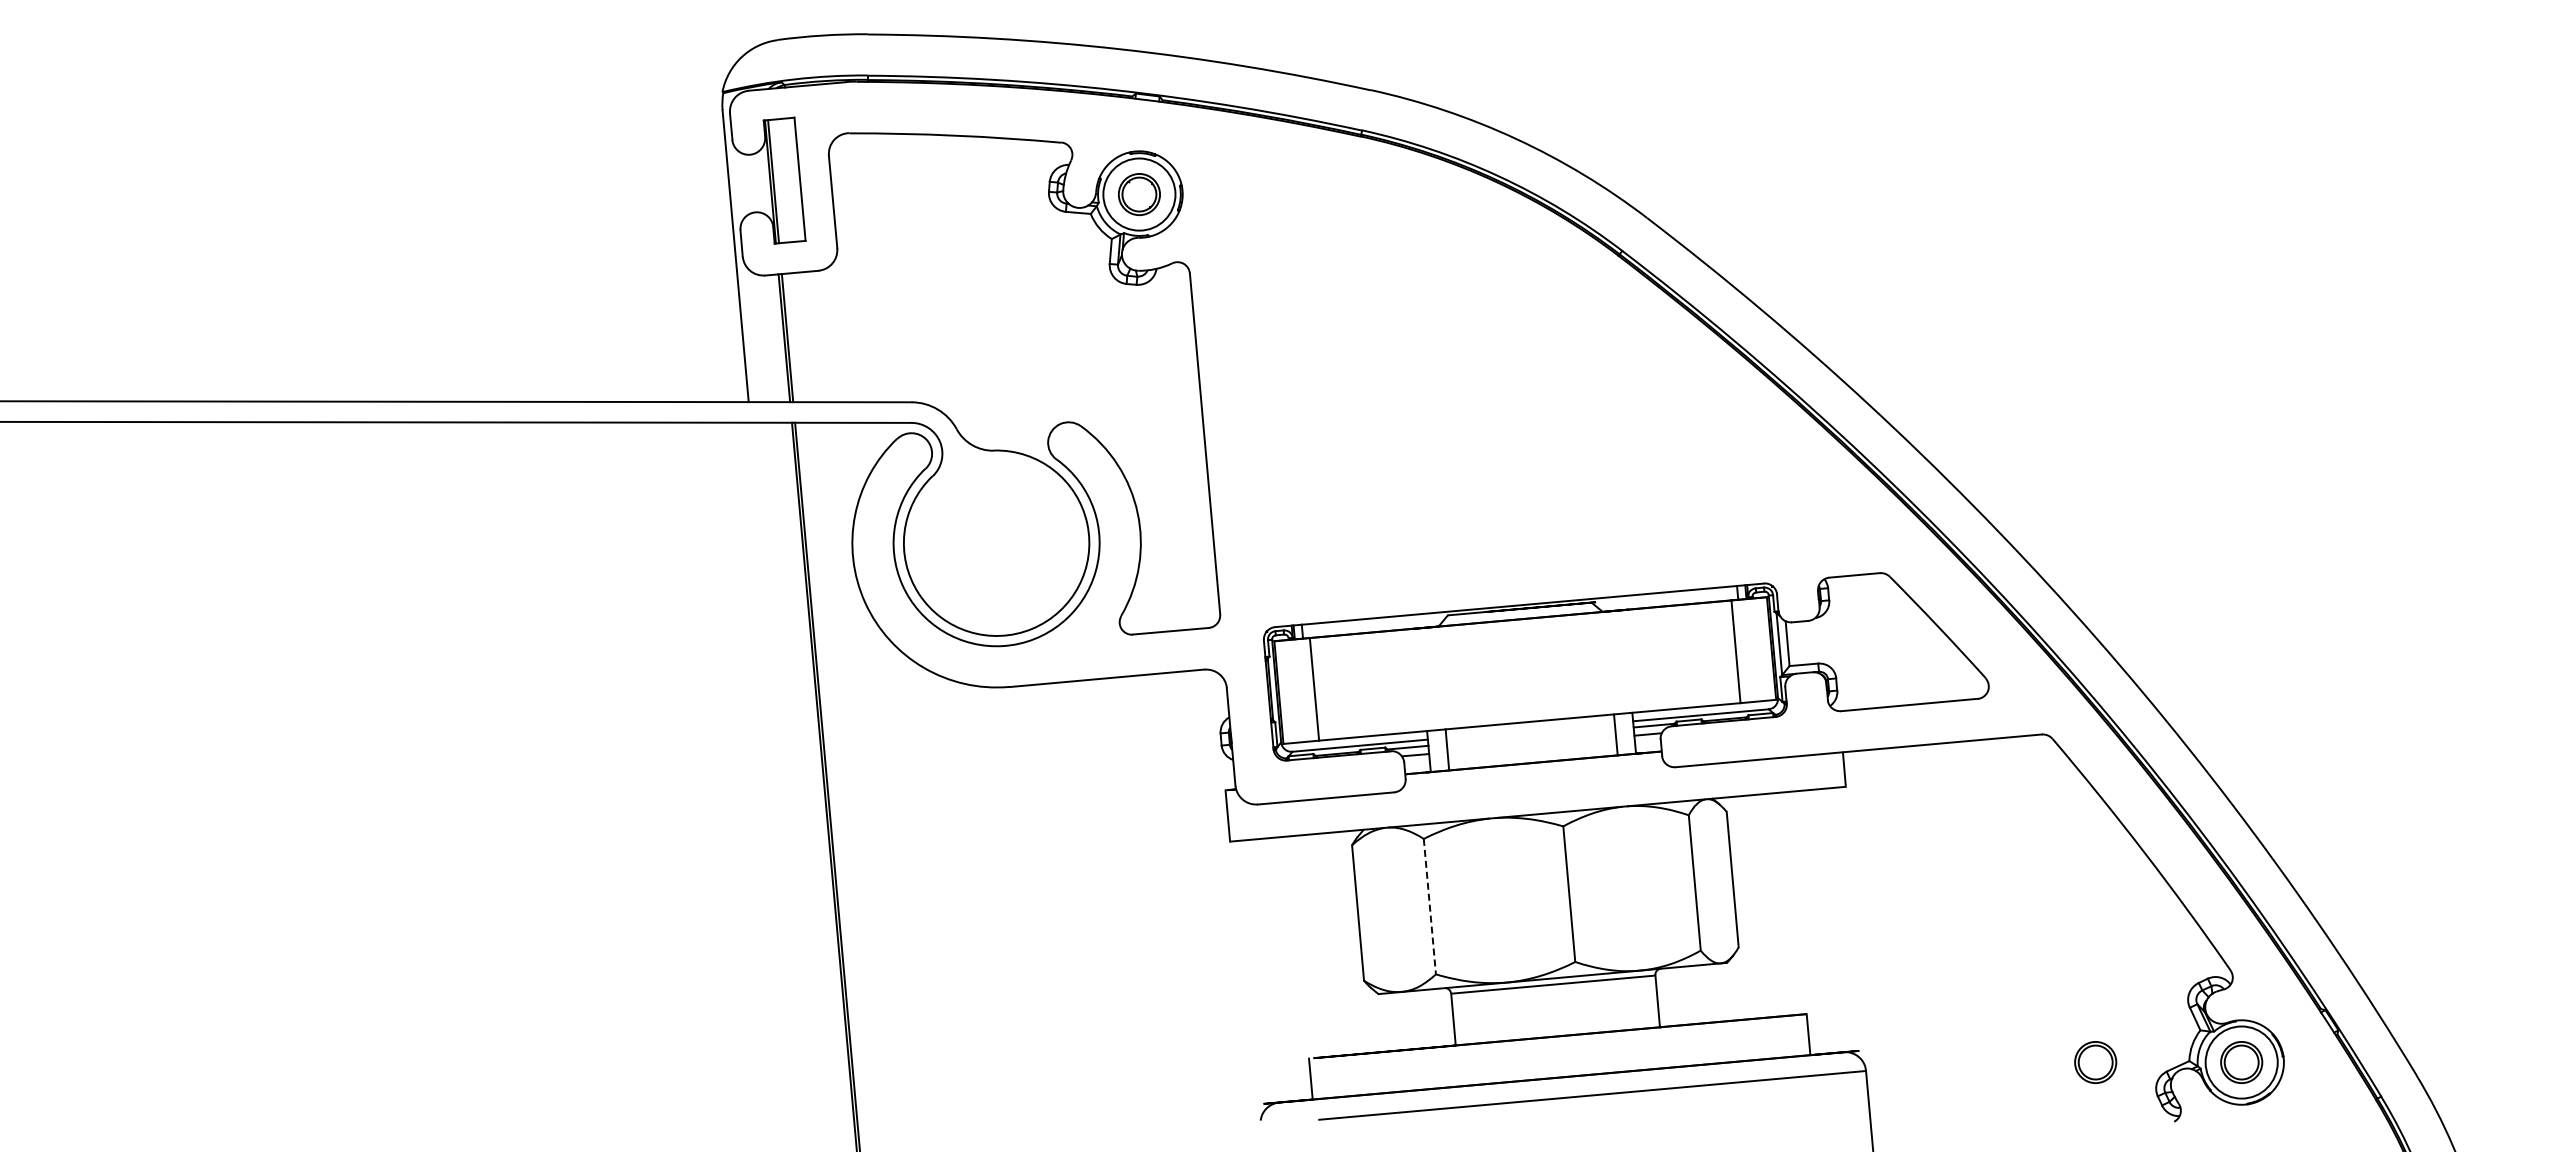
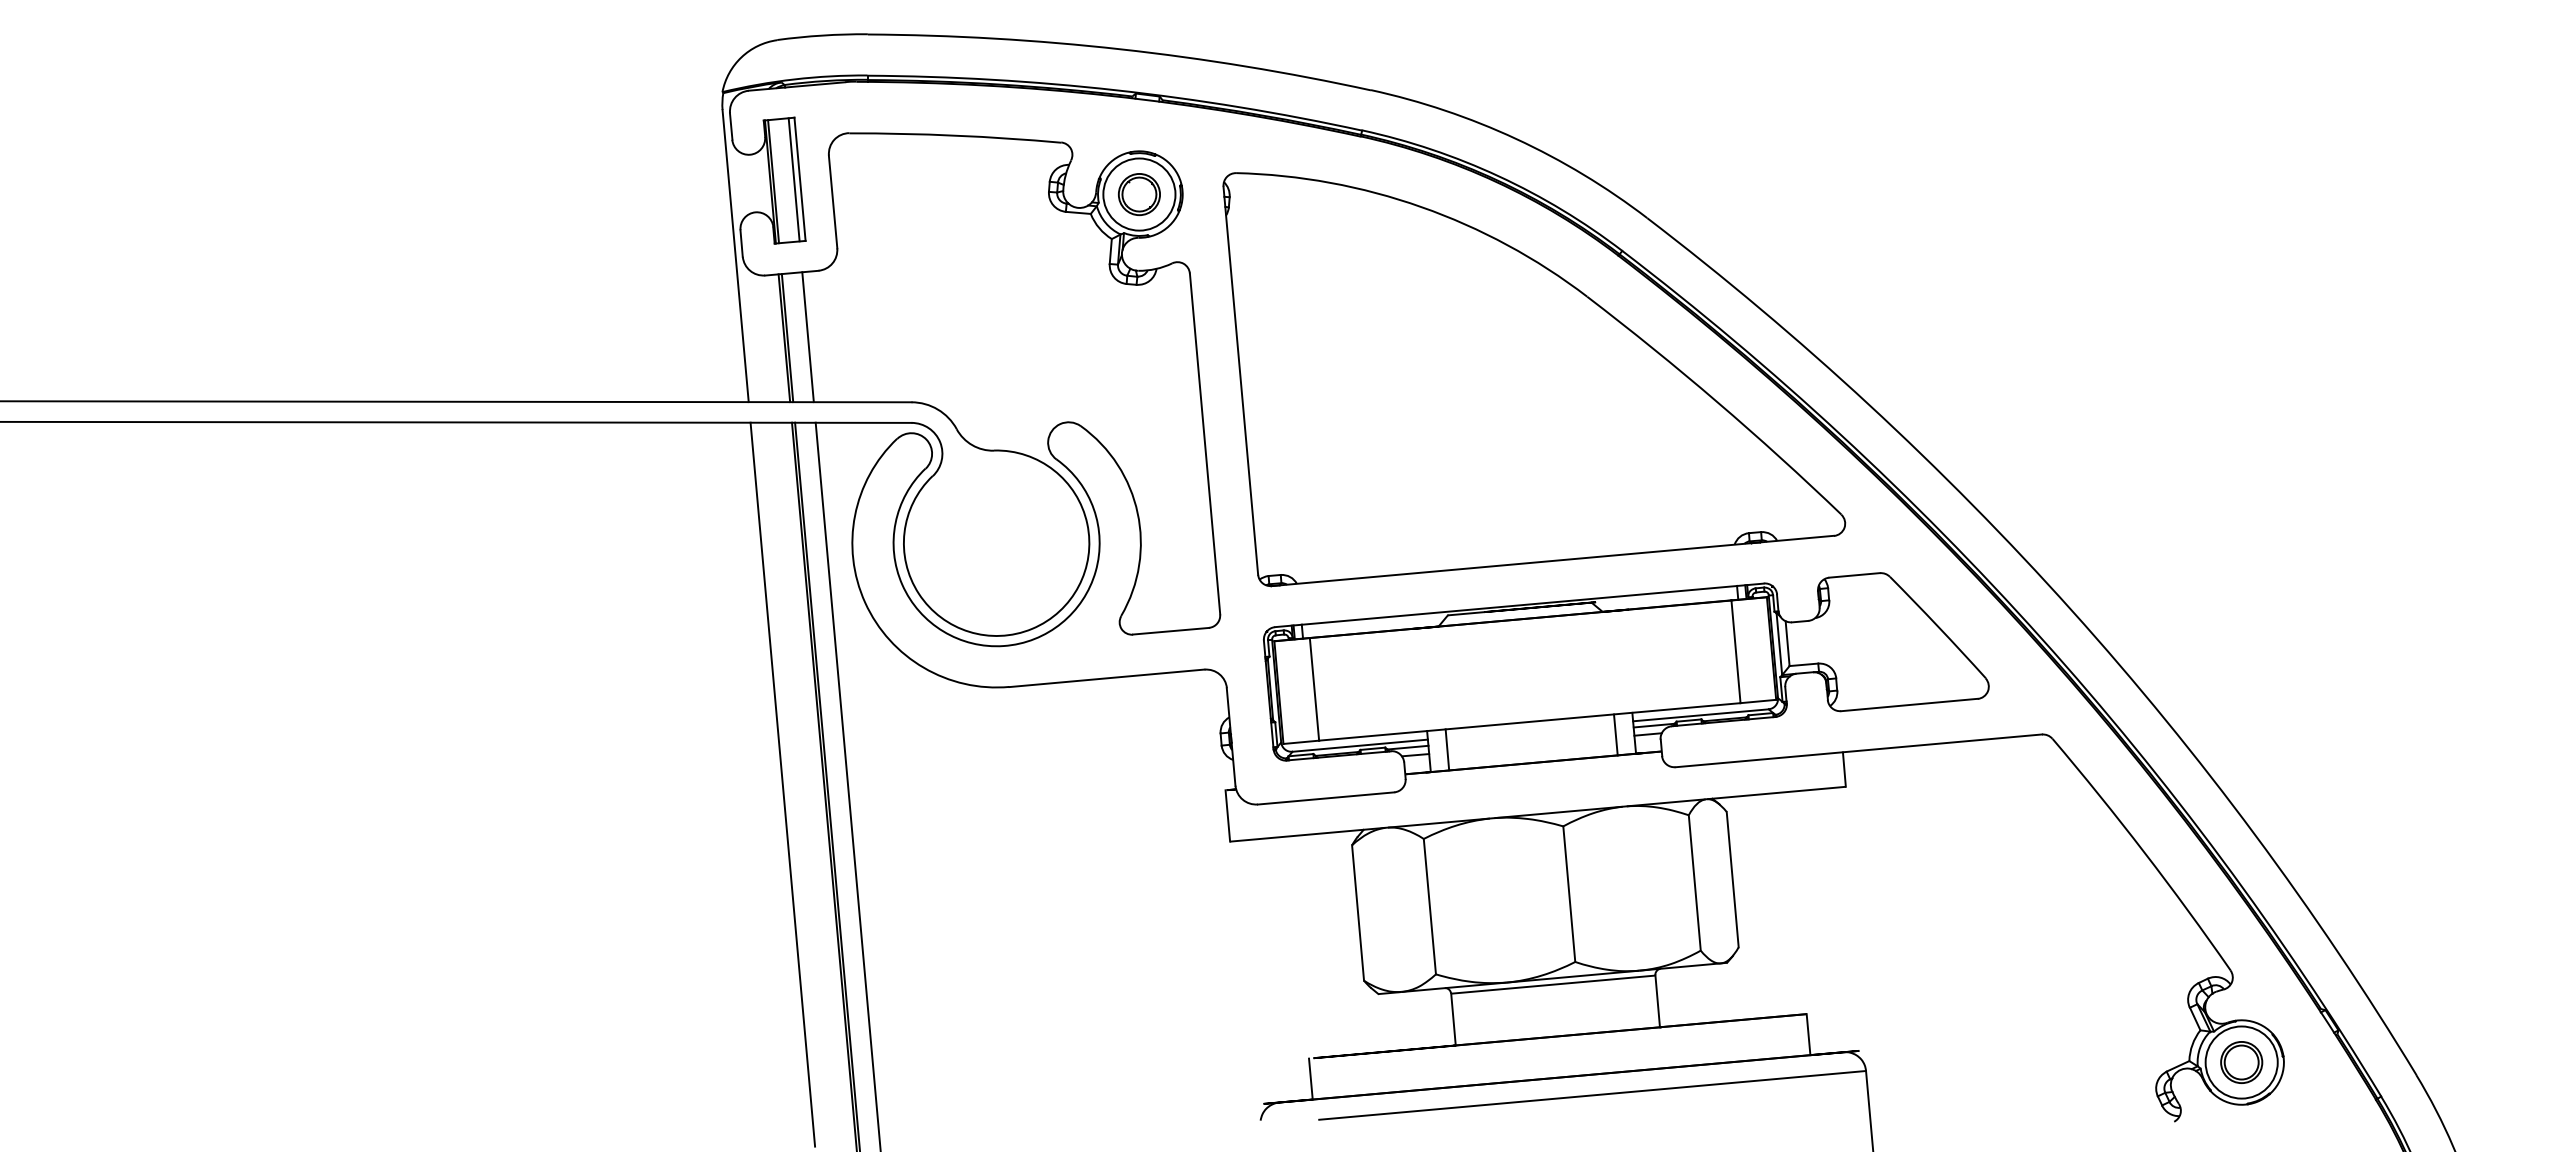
line: none -> present (793, 179)
line: none -> present (807, 337)
part: none -> present (1534, 379)
line: none -> present (782, 784)
line: none -> present (847, 785)
line: dashed -> solid (1429, 906)
part: present -> none (2095, 1062)
